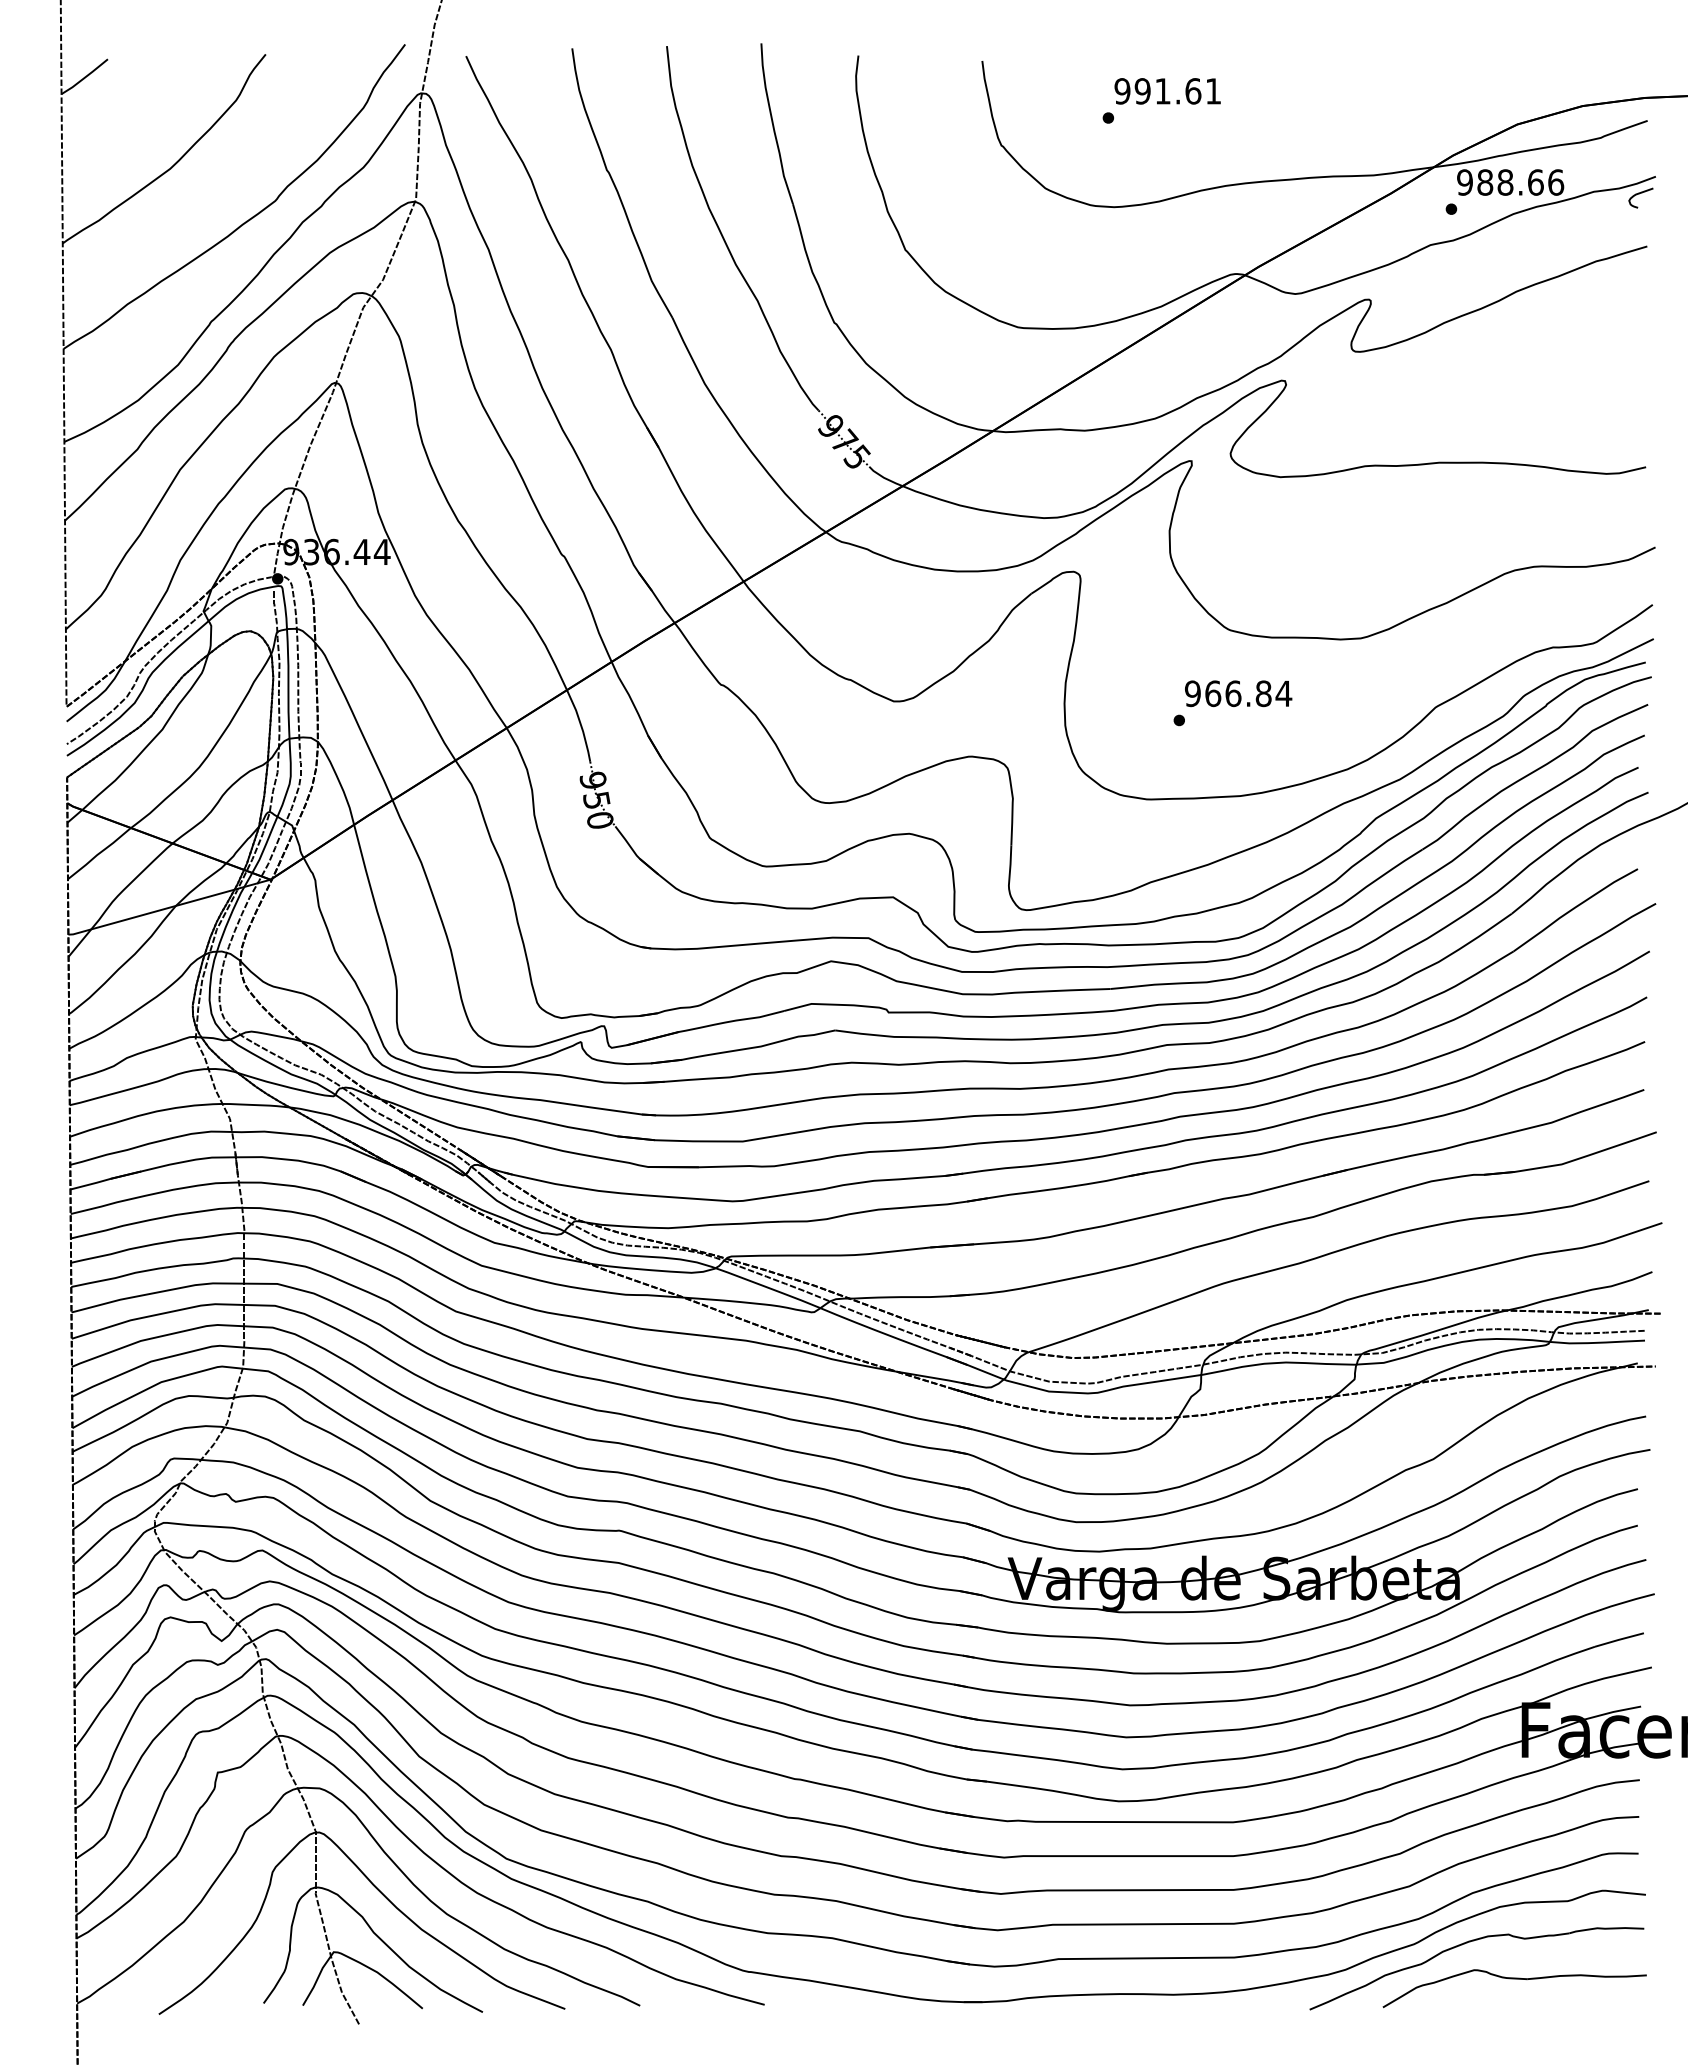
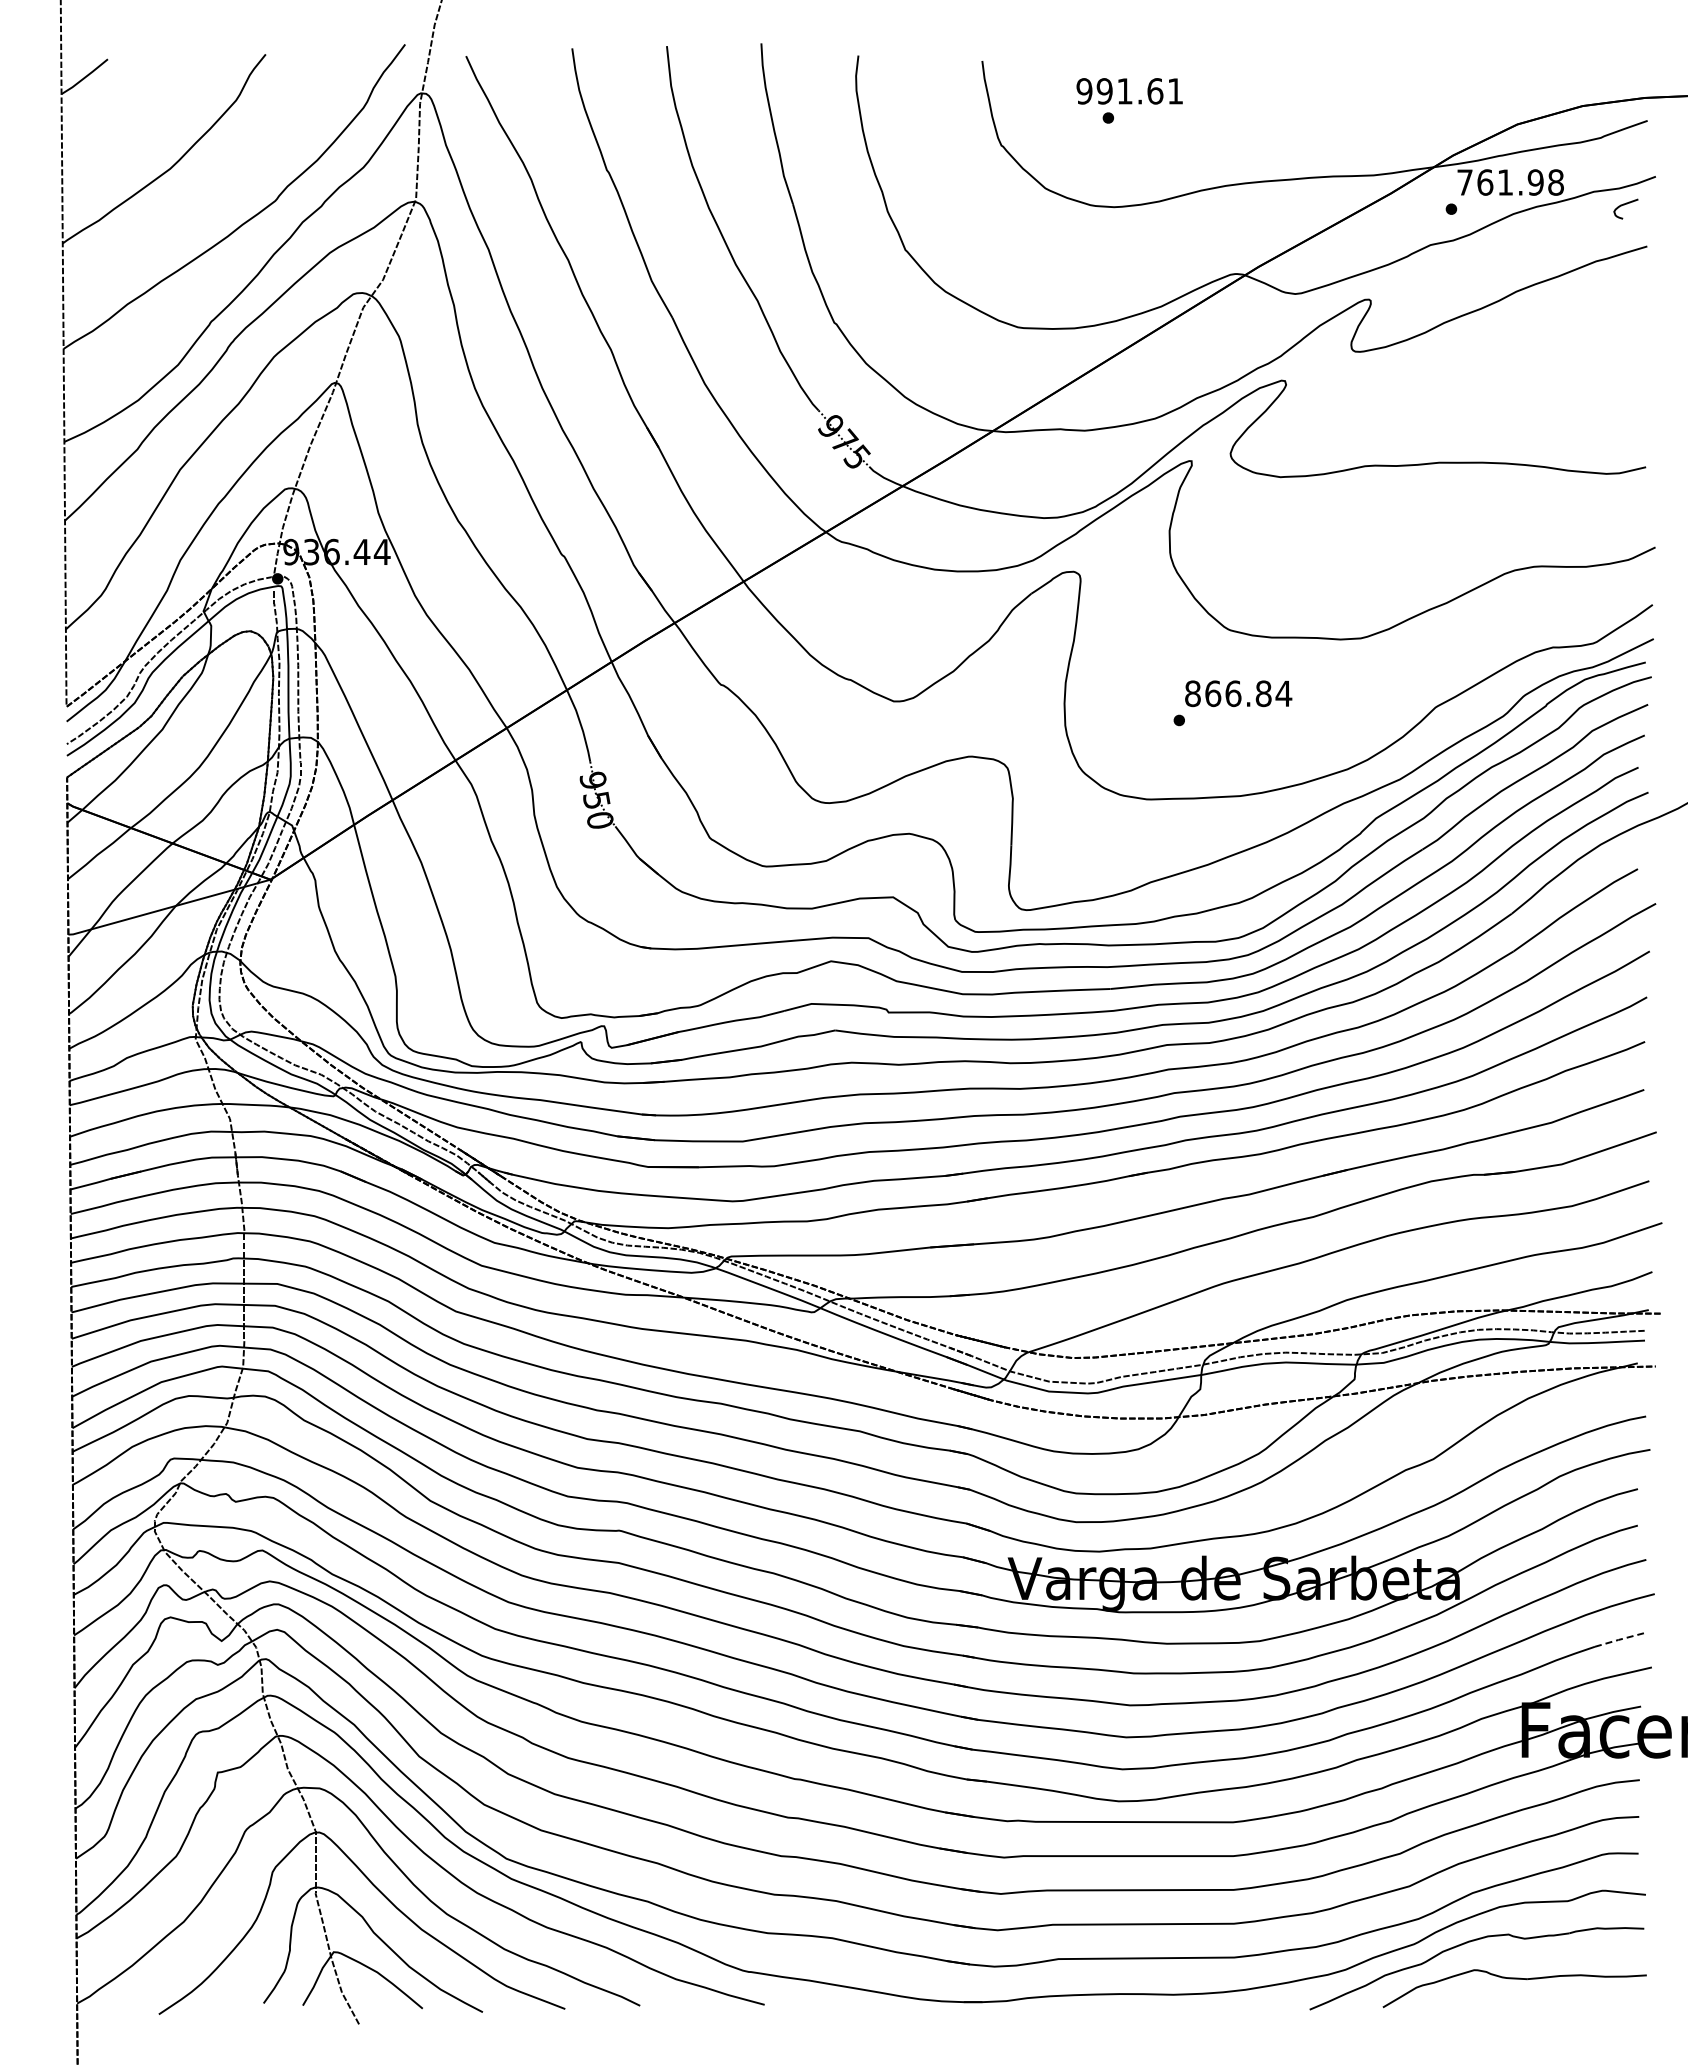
text position: (1167, 91) -> (1129, 91) (1129, 91)
text: 988.66 -> 761.98 (1510, 182)
curve position: (1639, 194) -> (1624, 205) (1624, 205)
text: 966.84 -> 866.84 (1192, 693)
line: solid -> dashed (1619, 1639)
